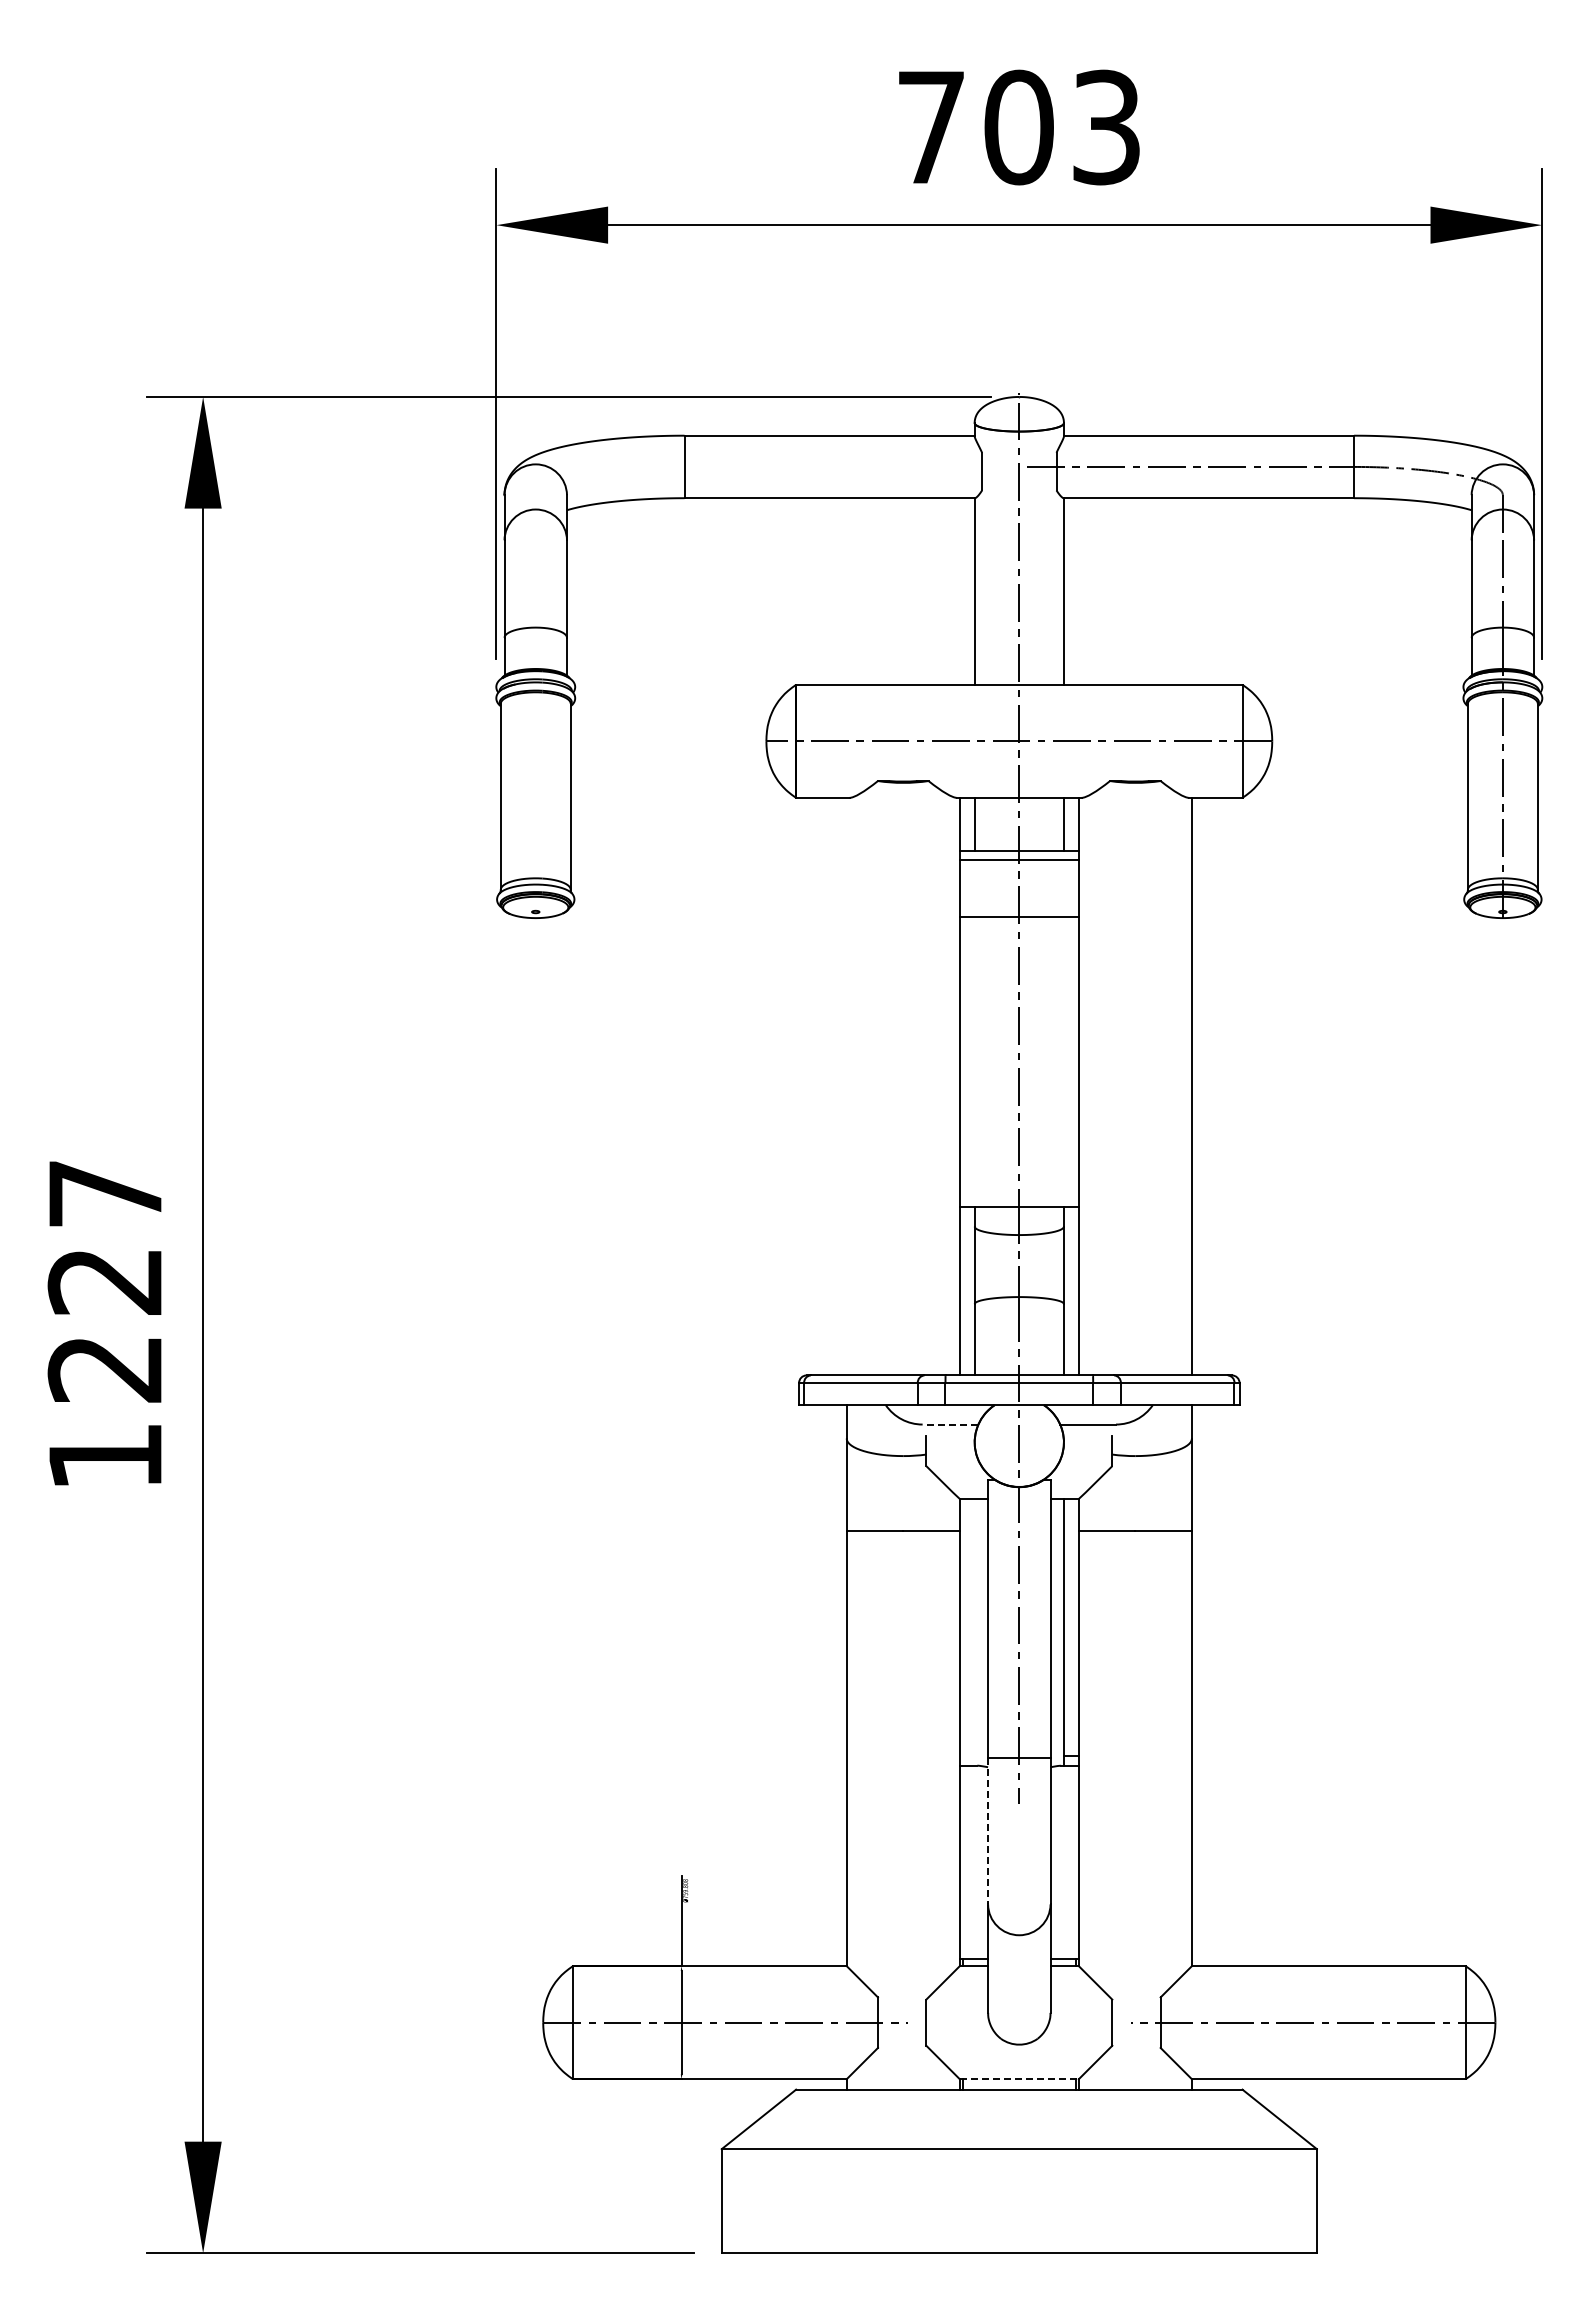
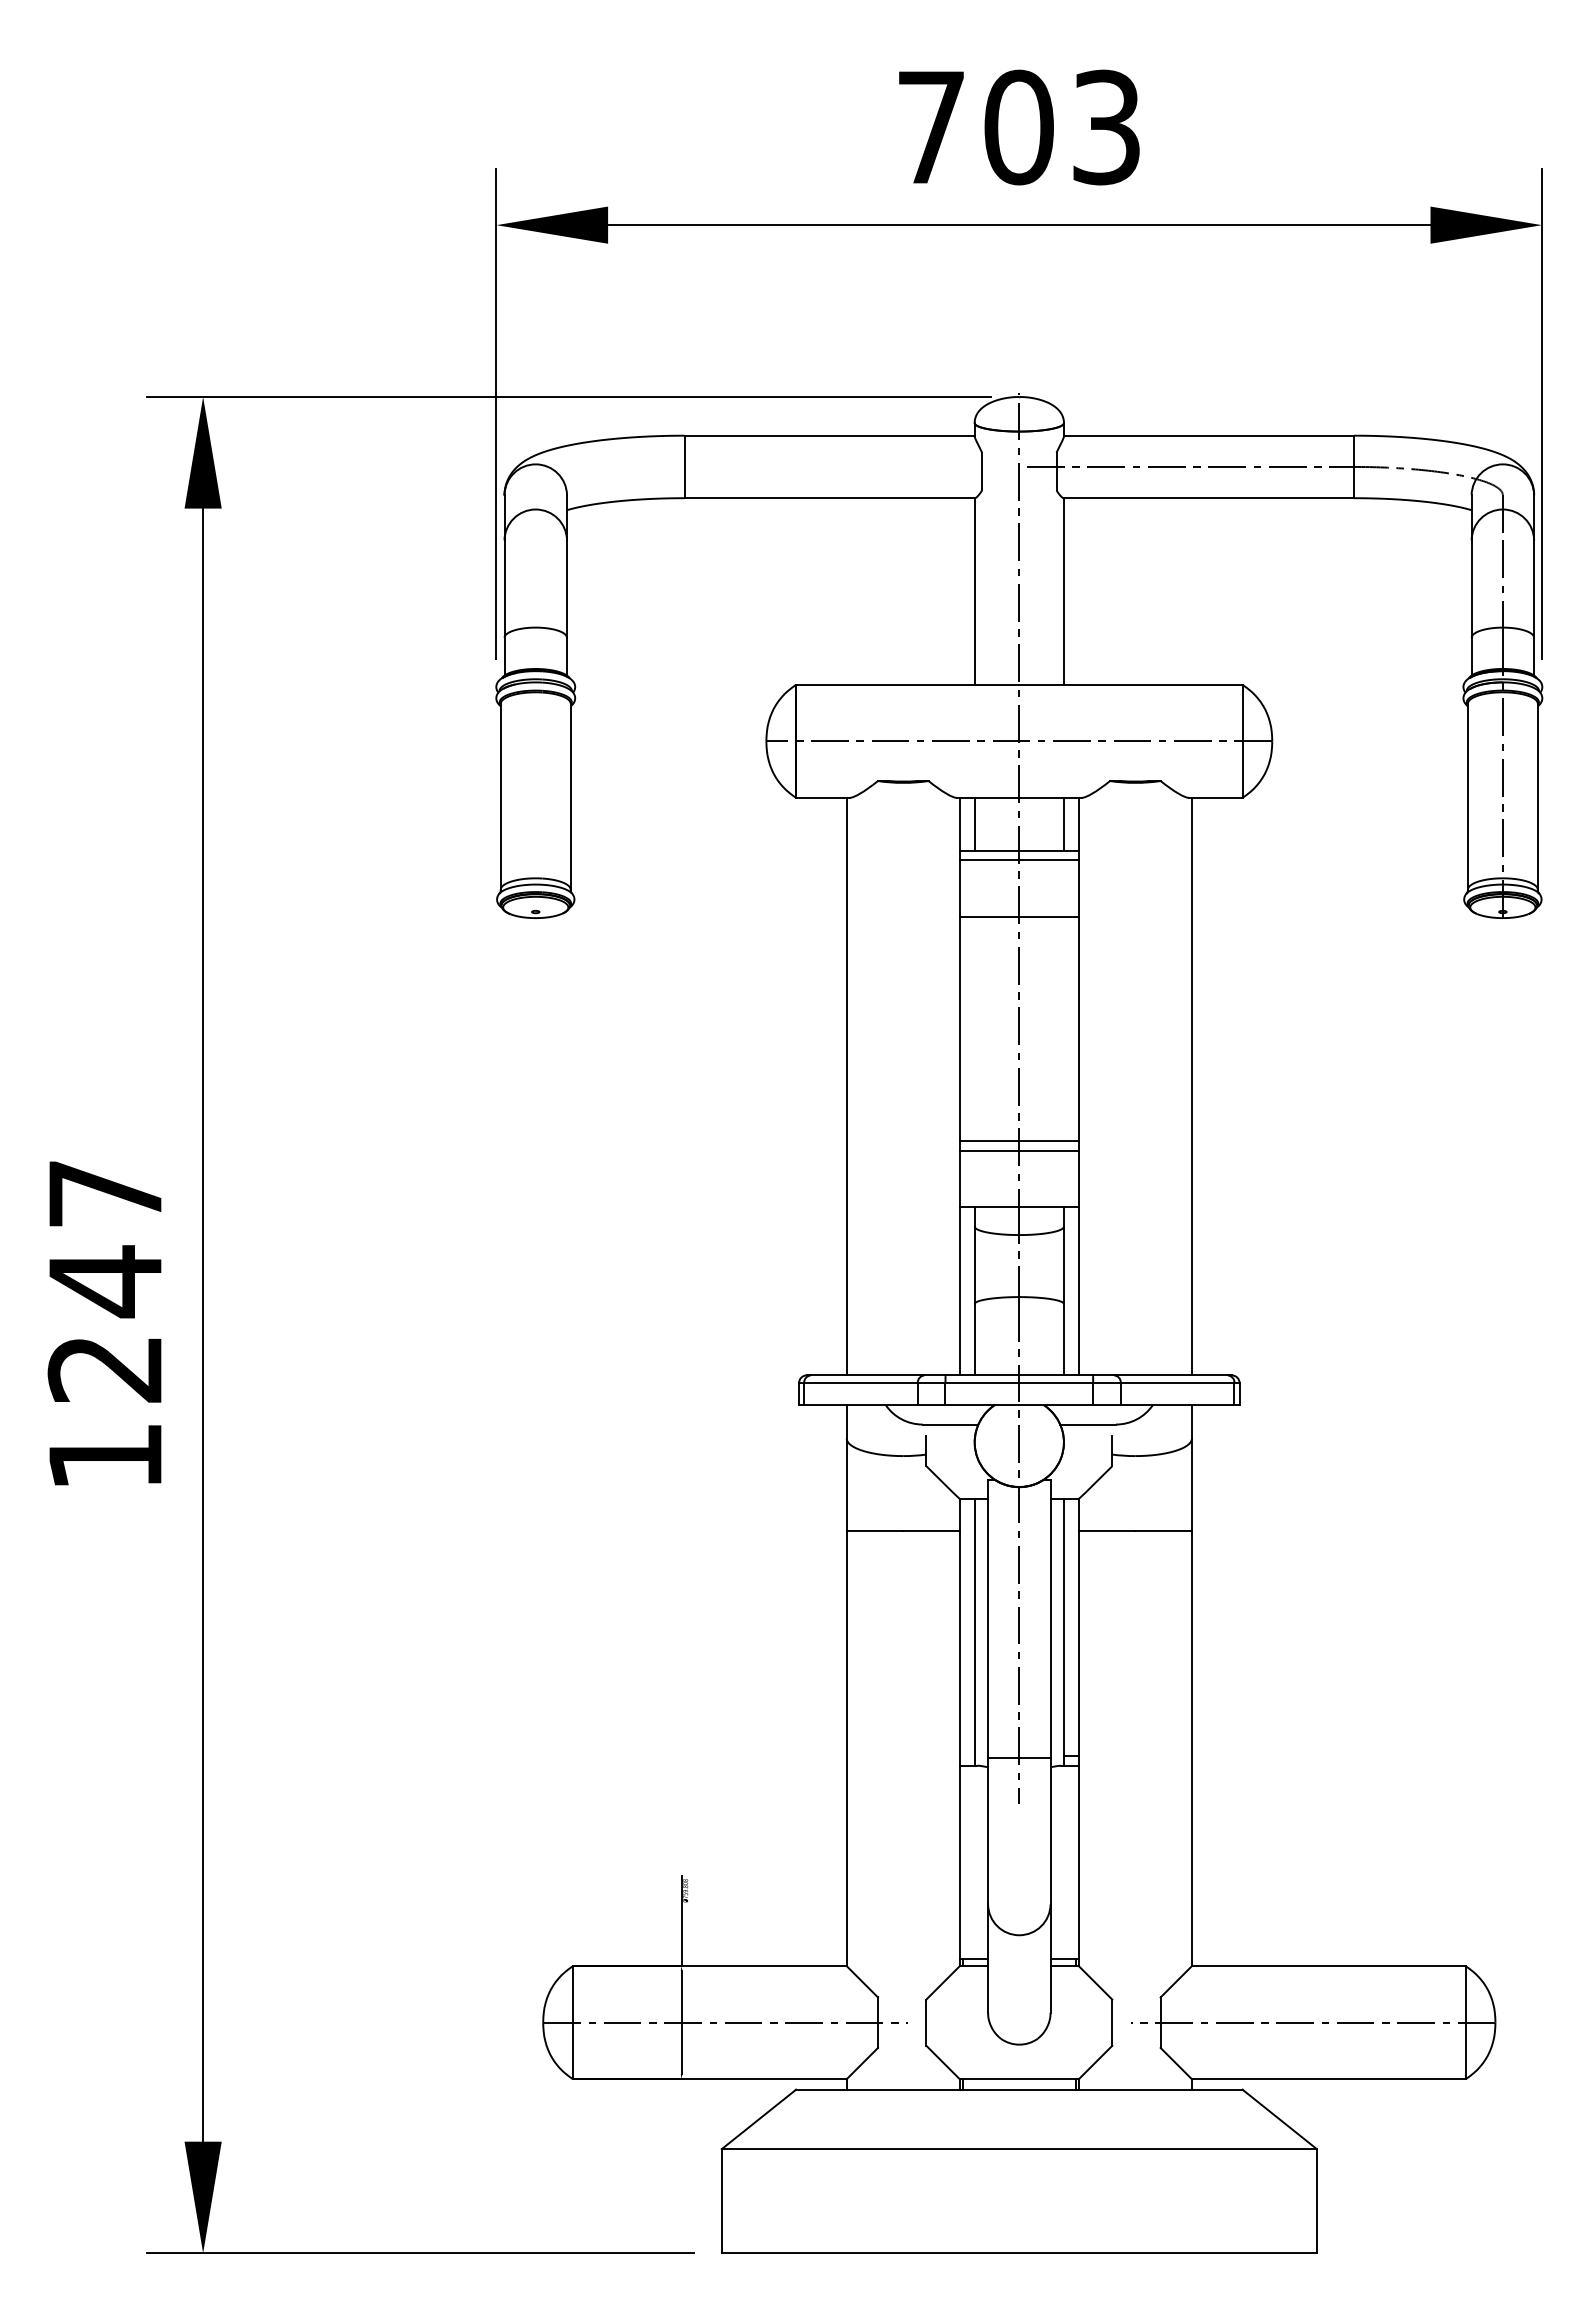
line: none -> present (846, 1086)
line: none -> present (1018, 1141)
line: none -> present (1018, 1150)
text: 1227 -> 1247 (104, 1281)
line: dashed -> solid (950, 1424)
line: none -> present (974, 1631)
line: dashed -> solid (988, 1831)
line: dashed -> solid (1019, 2079)
